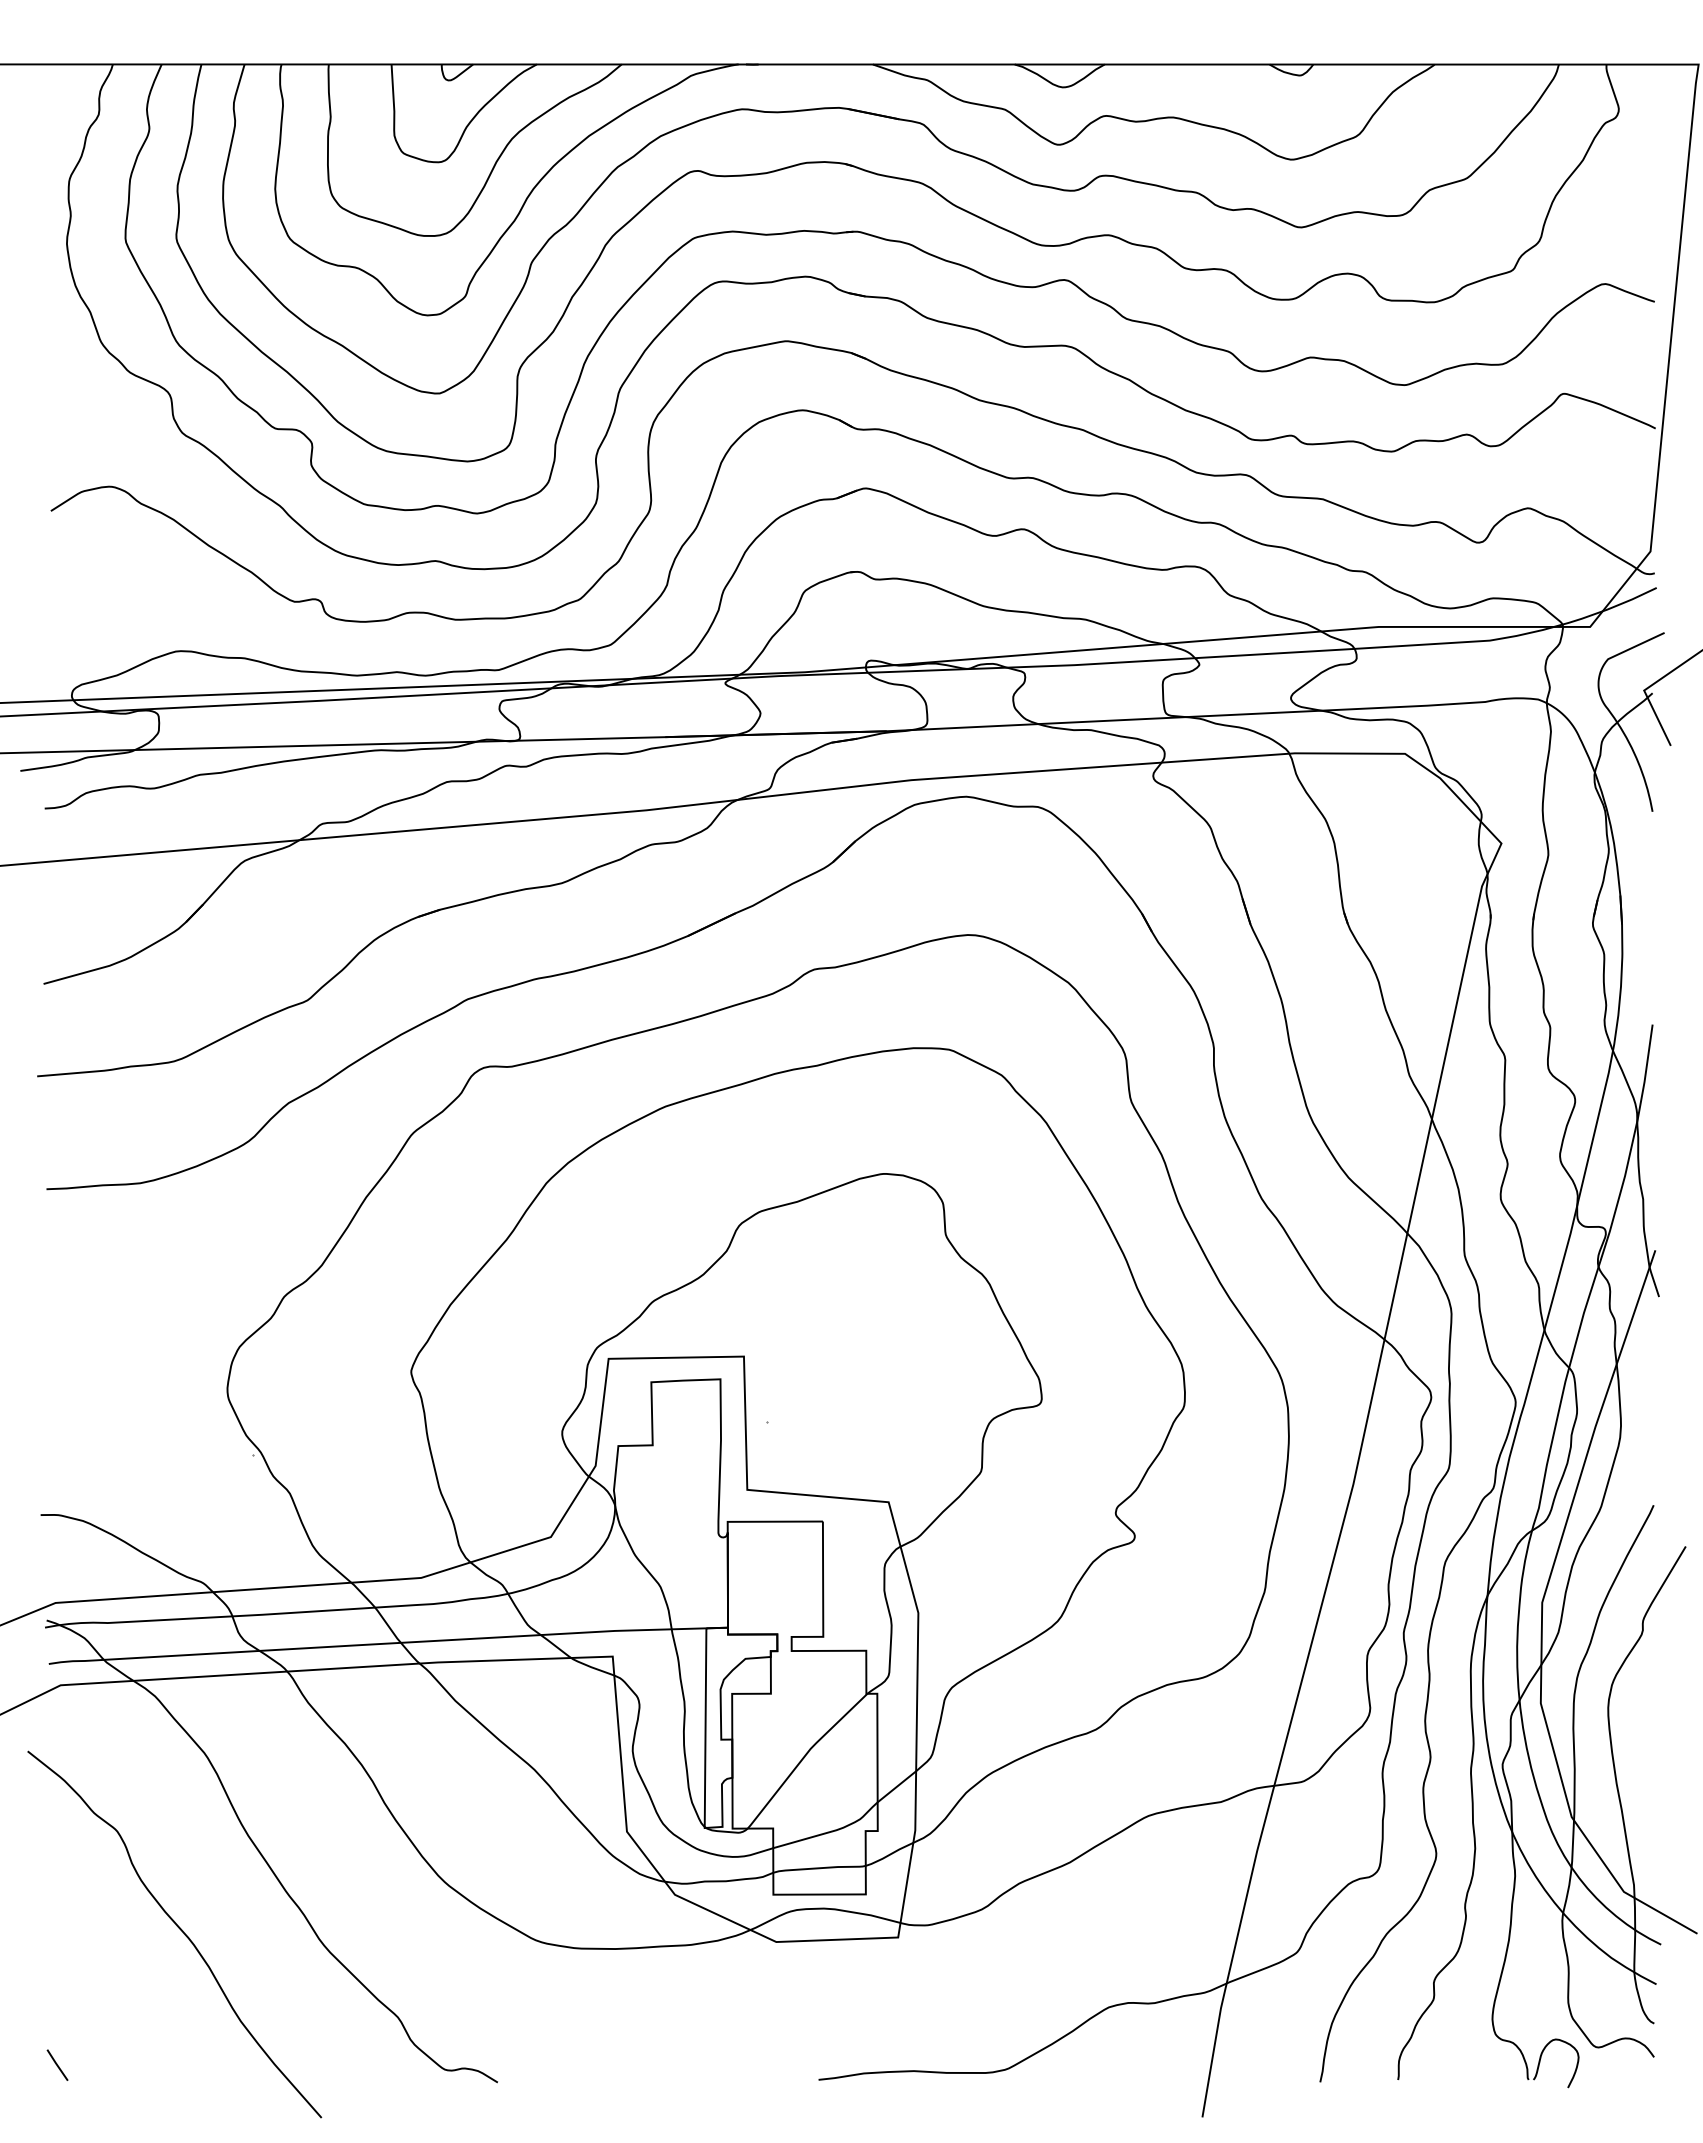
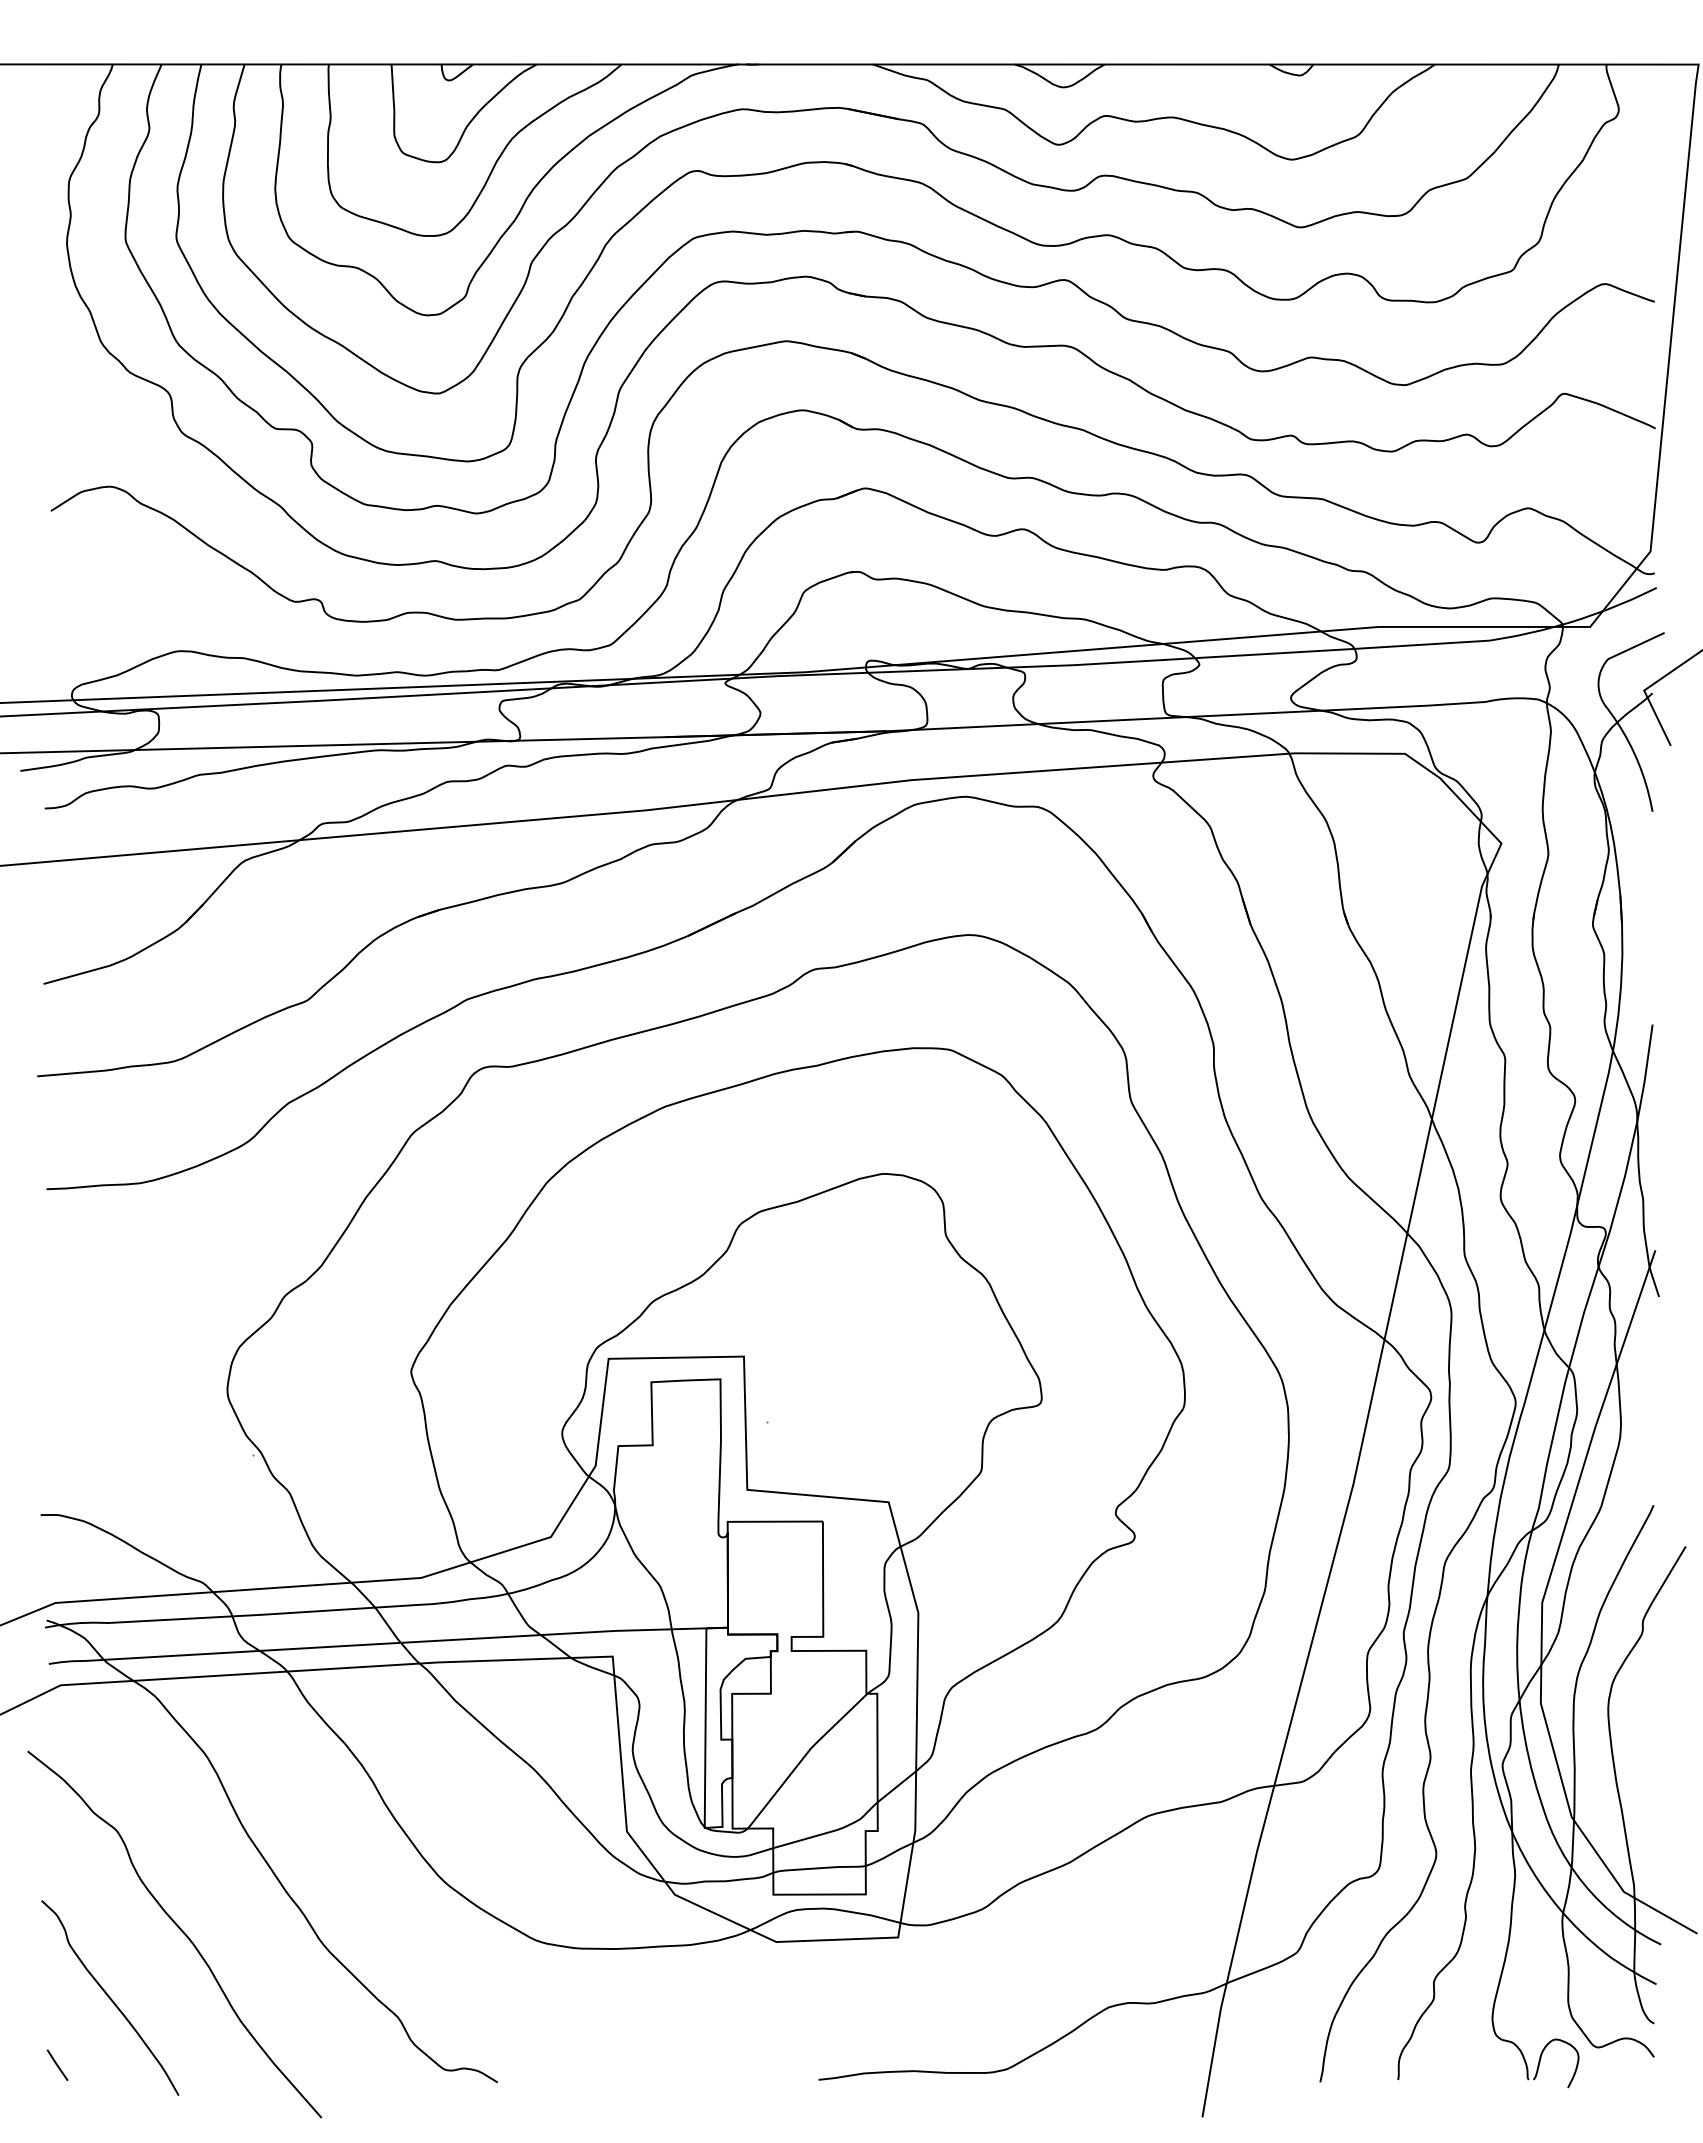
curve: none -> present (110, 1997)
